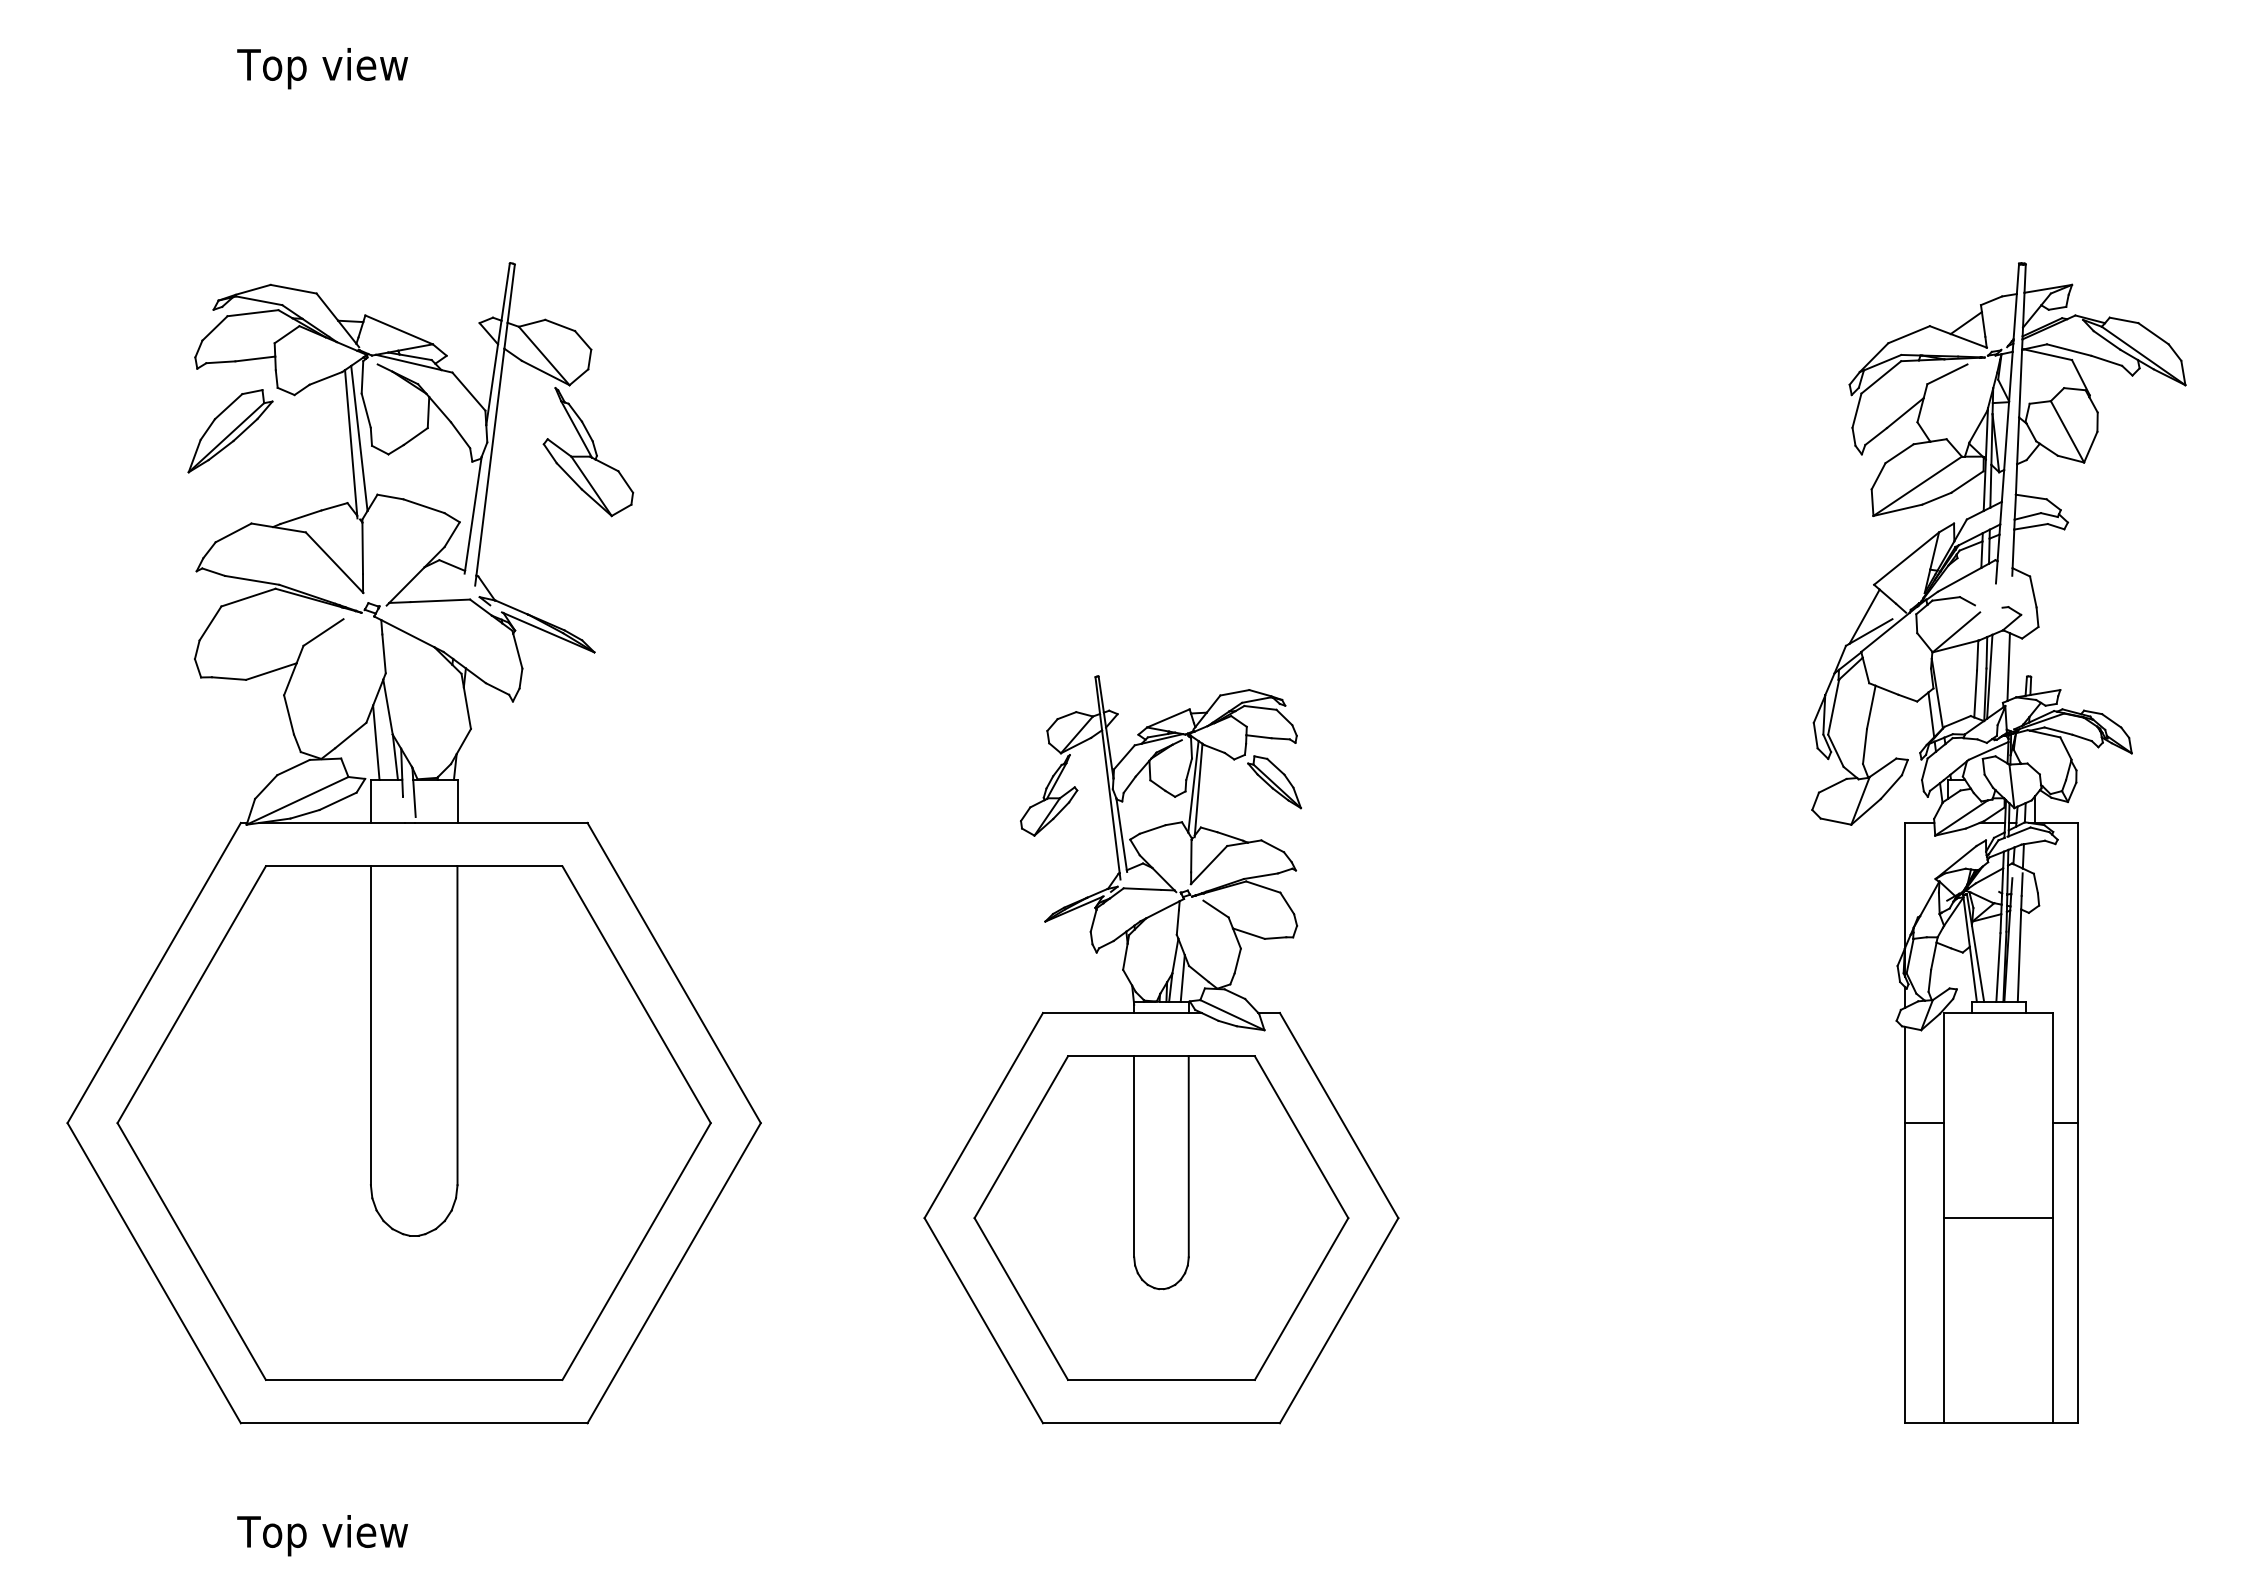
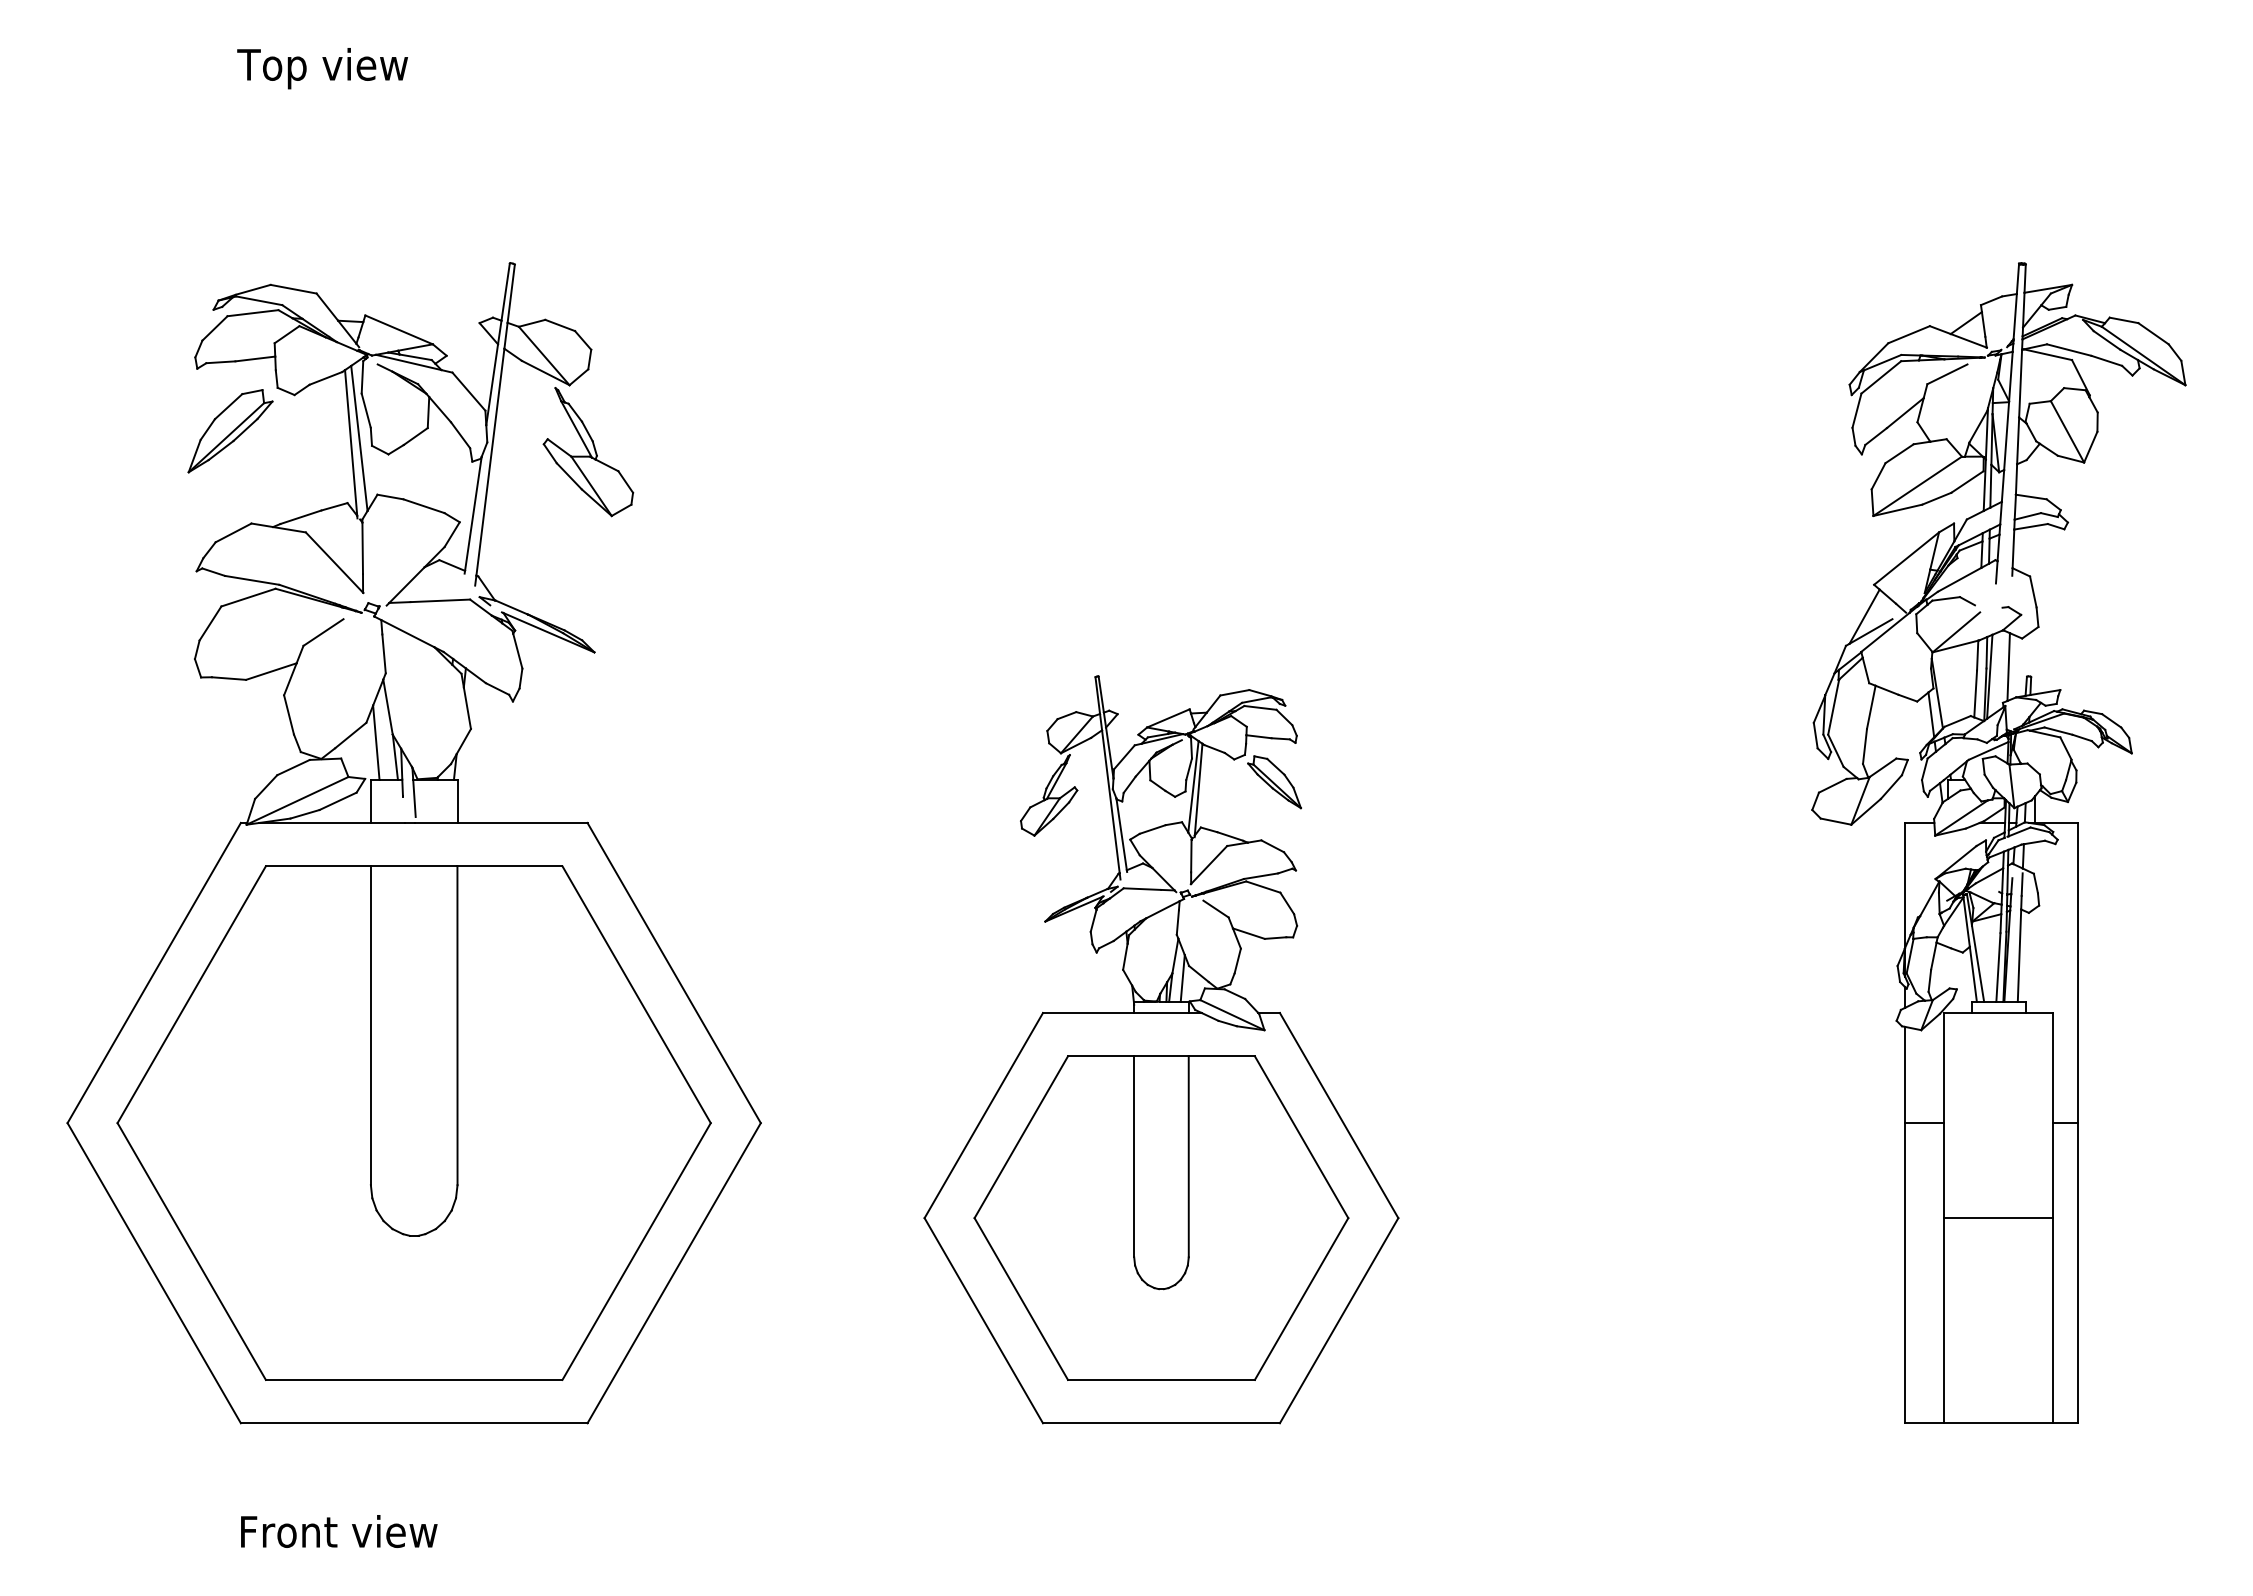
text: Top view -> Front view (337, 1535)
